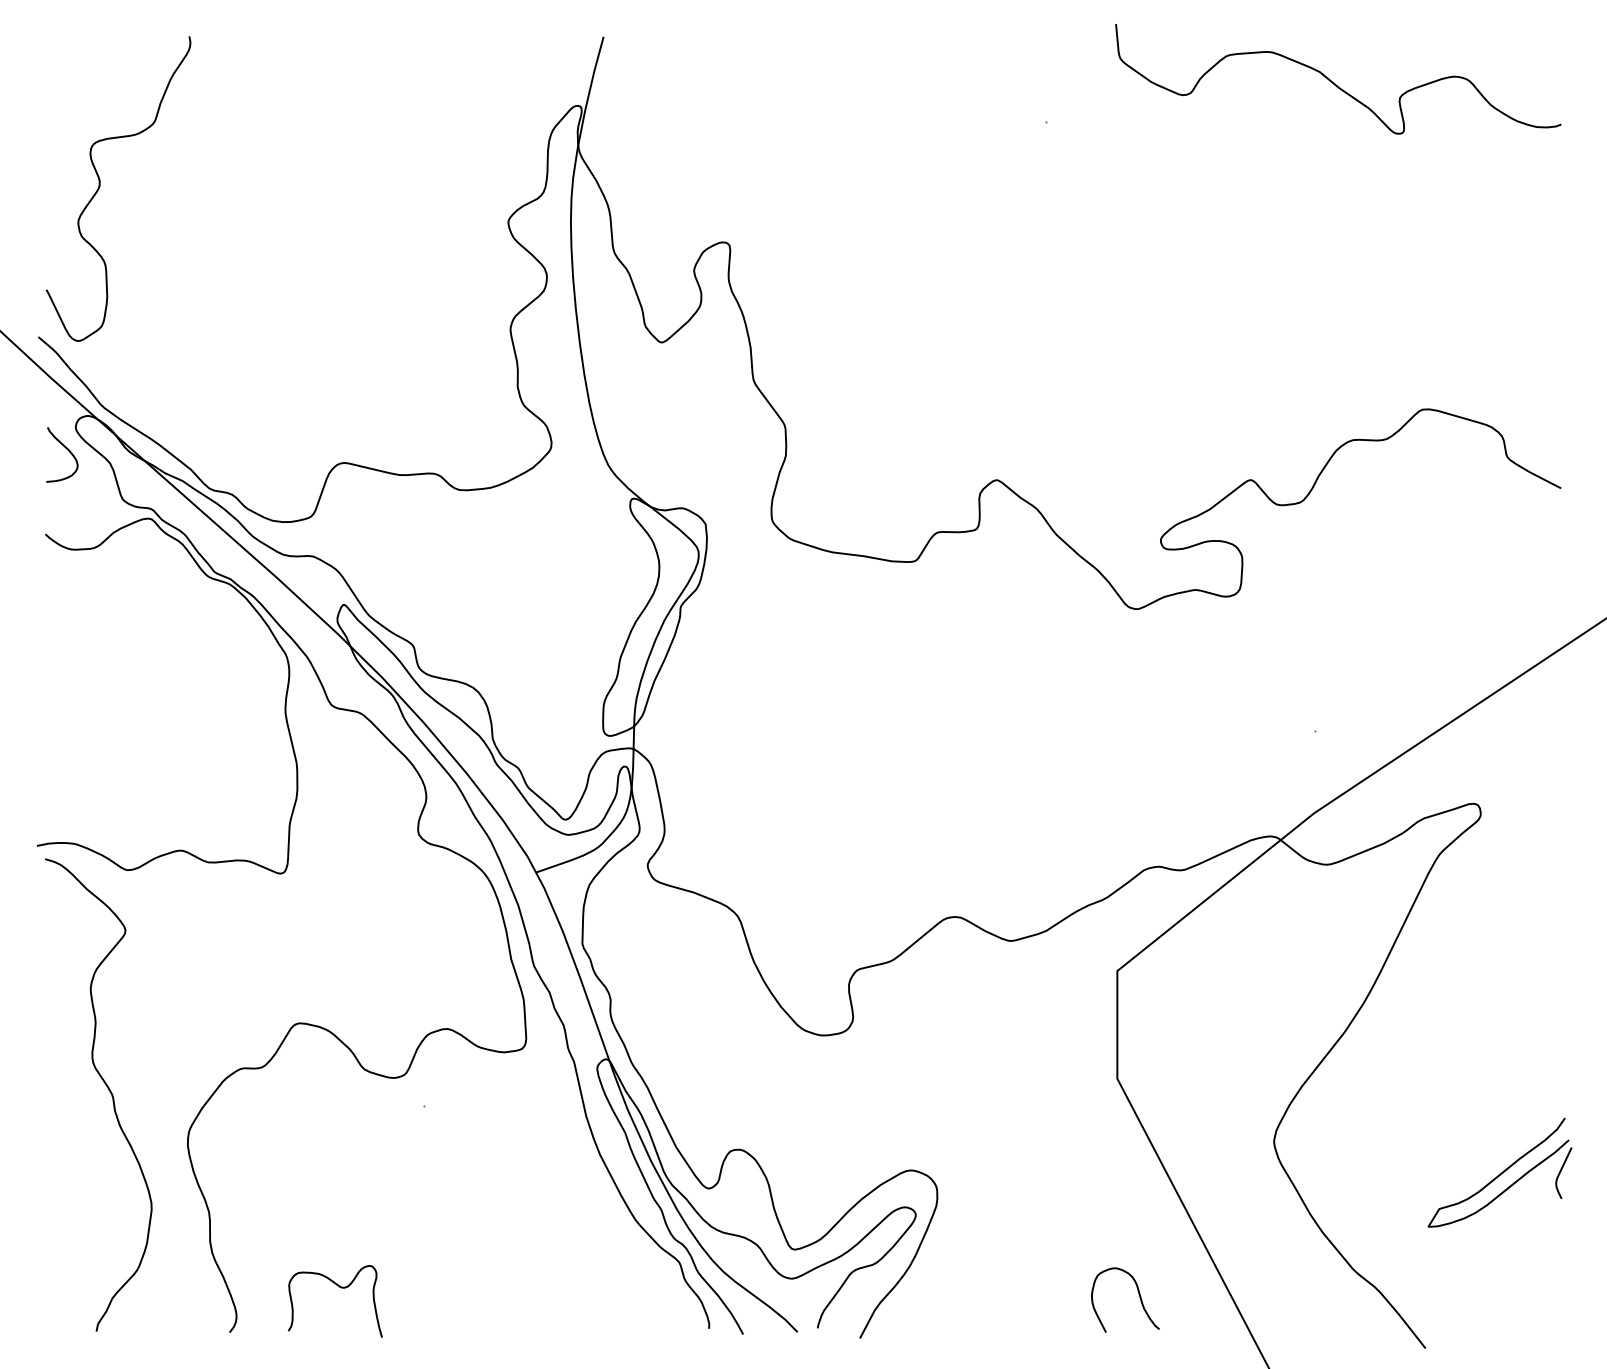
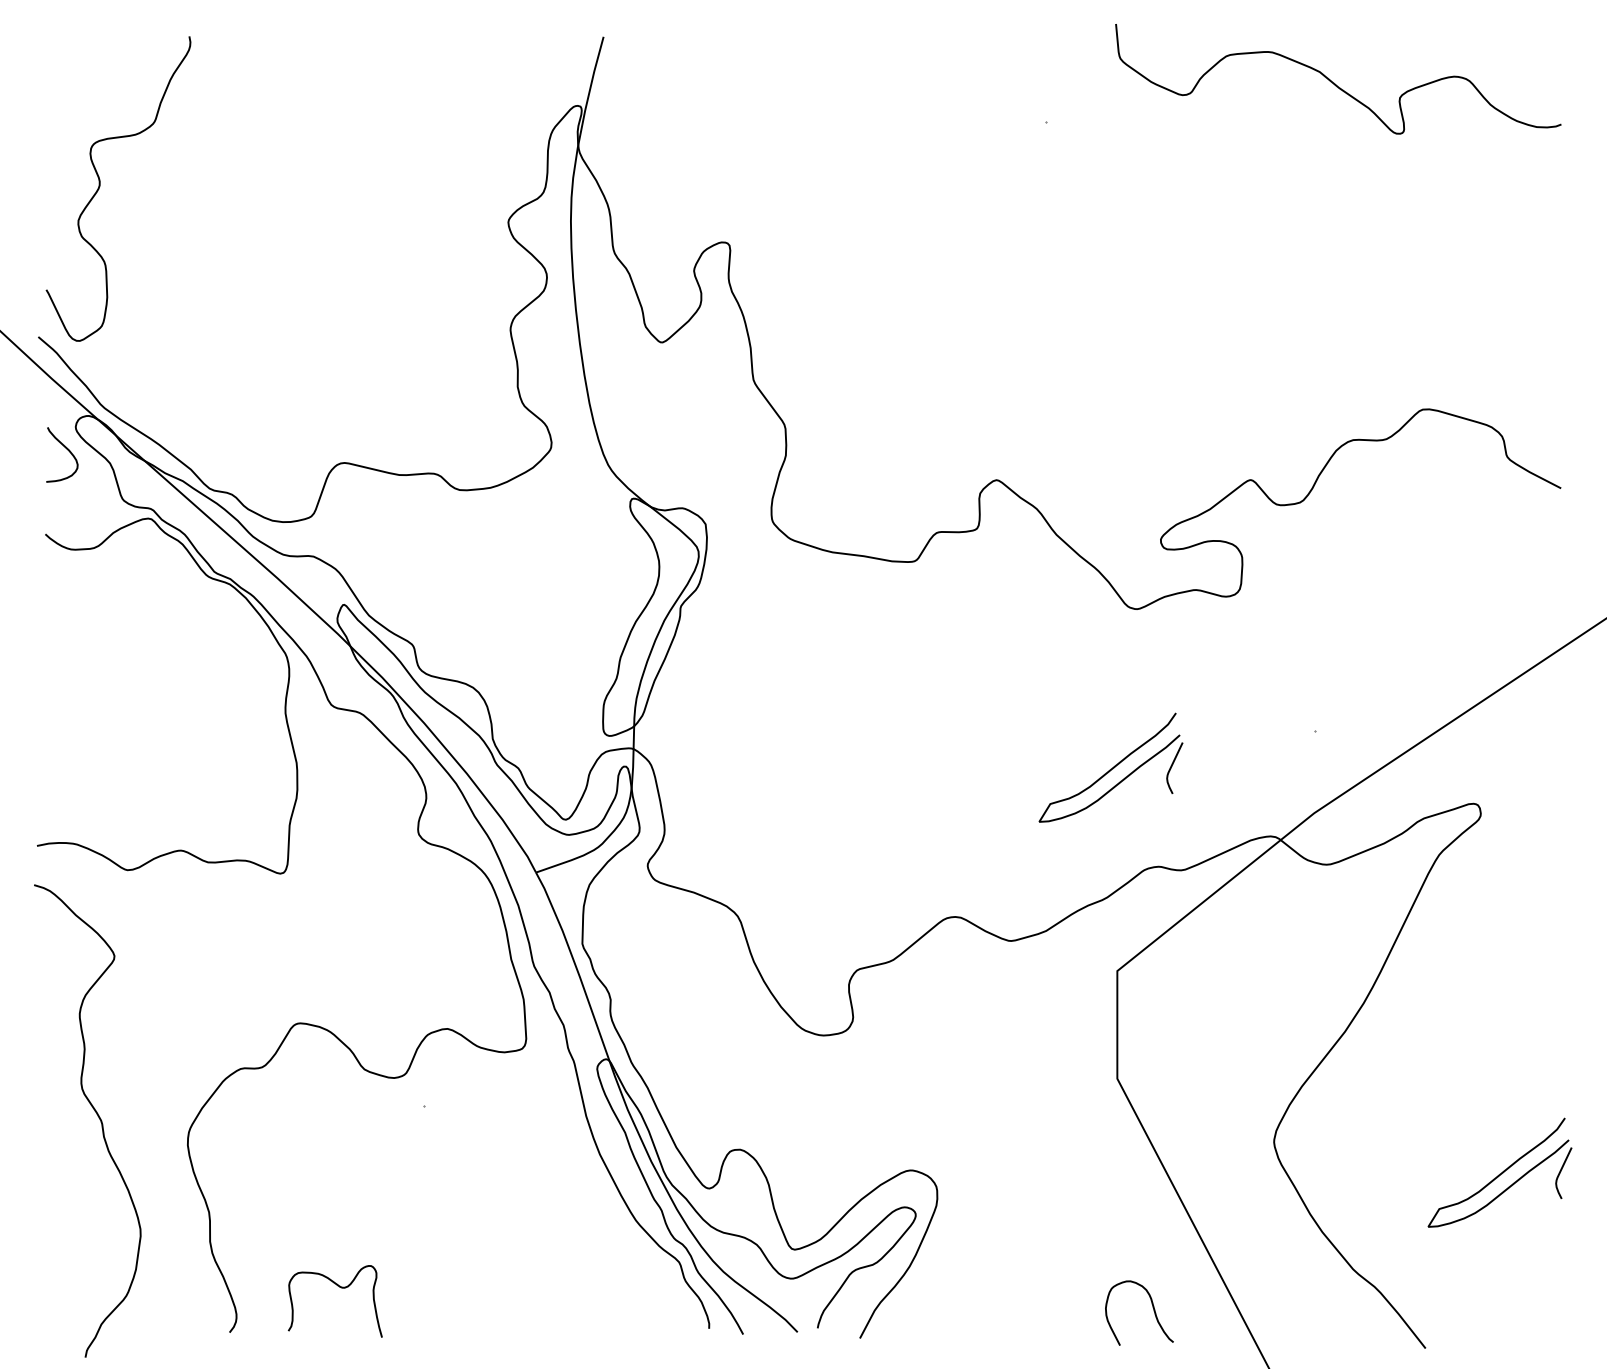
part: none -> present (1110, 767)
curve position: (108, 1090) -> (97, 1116) (97, 1116)
curve position: (1138, 1294) -> (1152, 1307) (1152, 1307)
